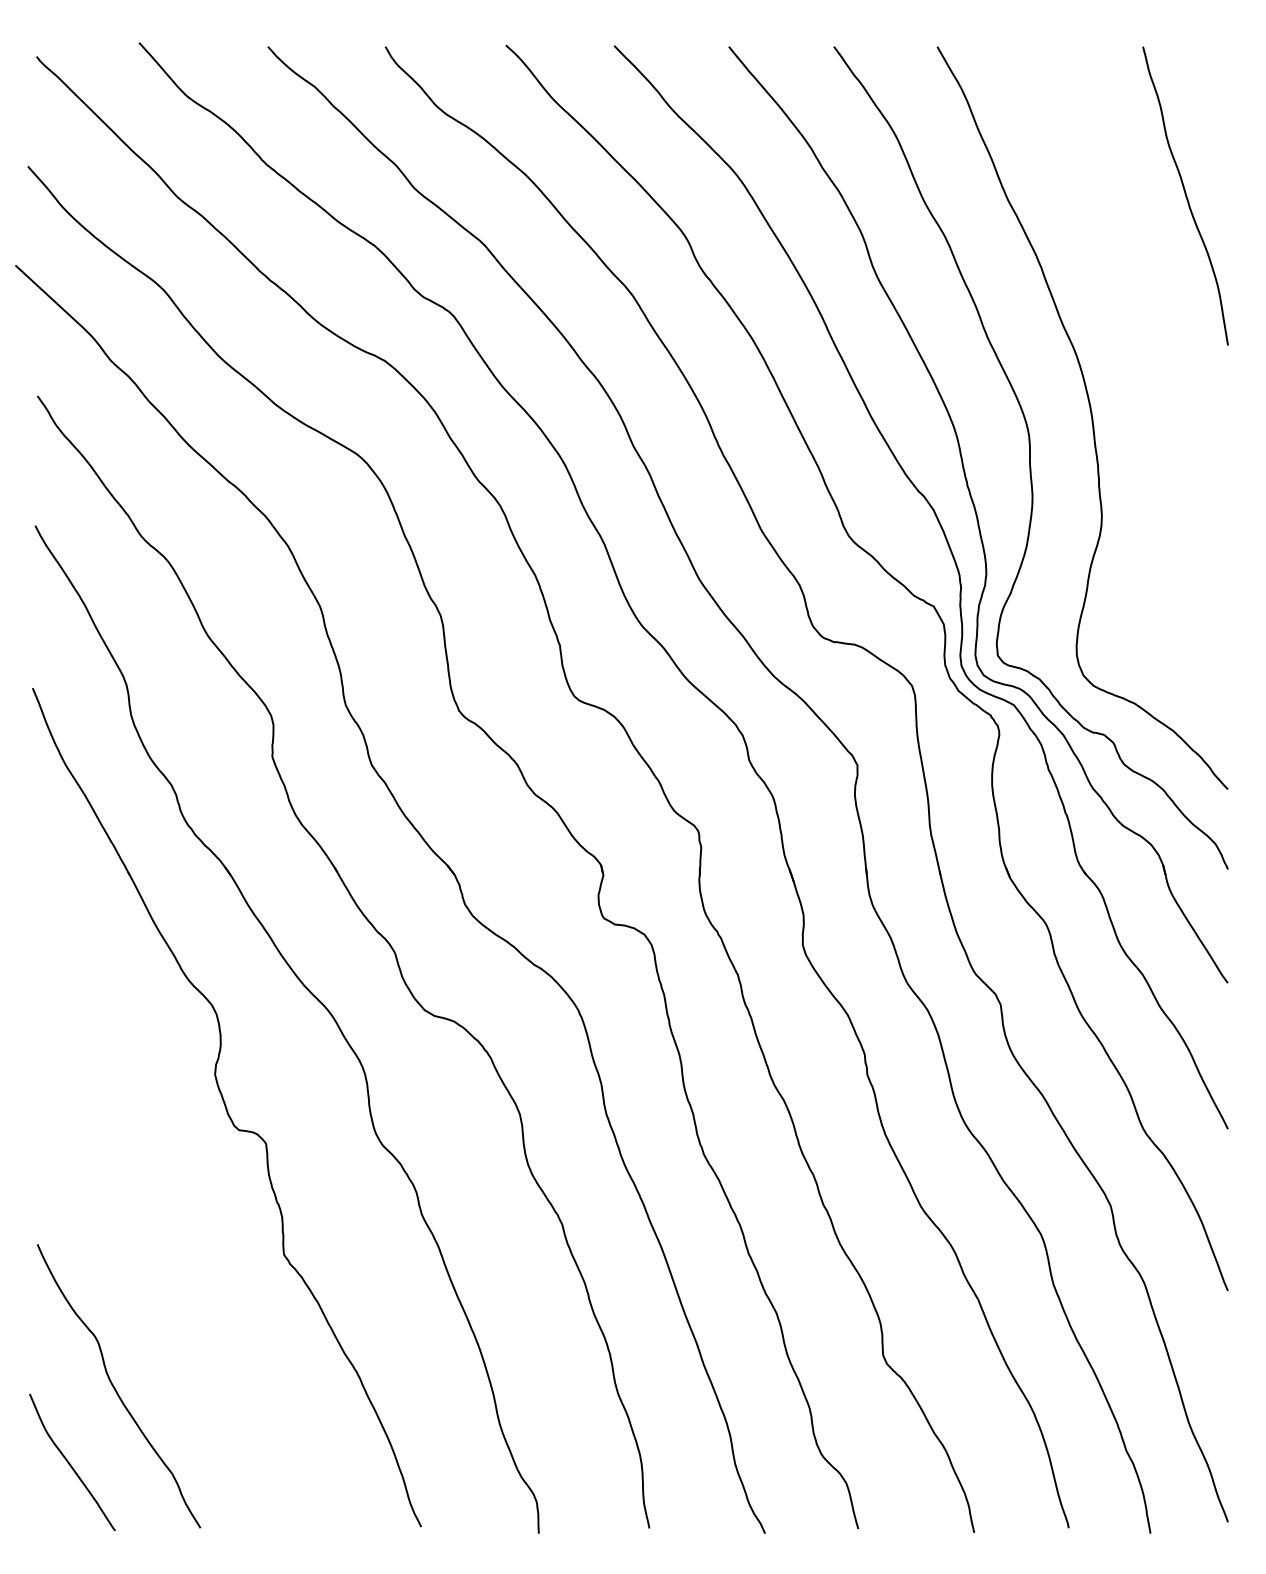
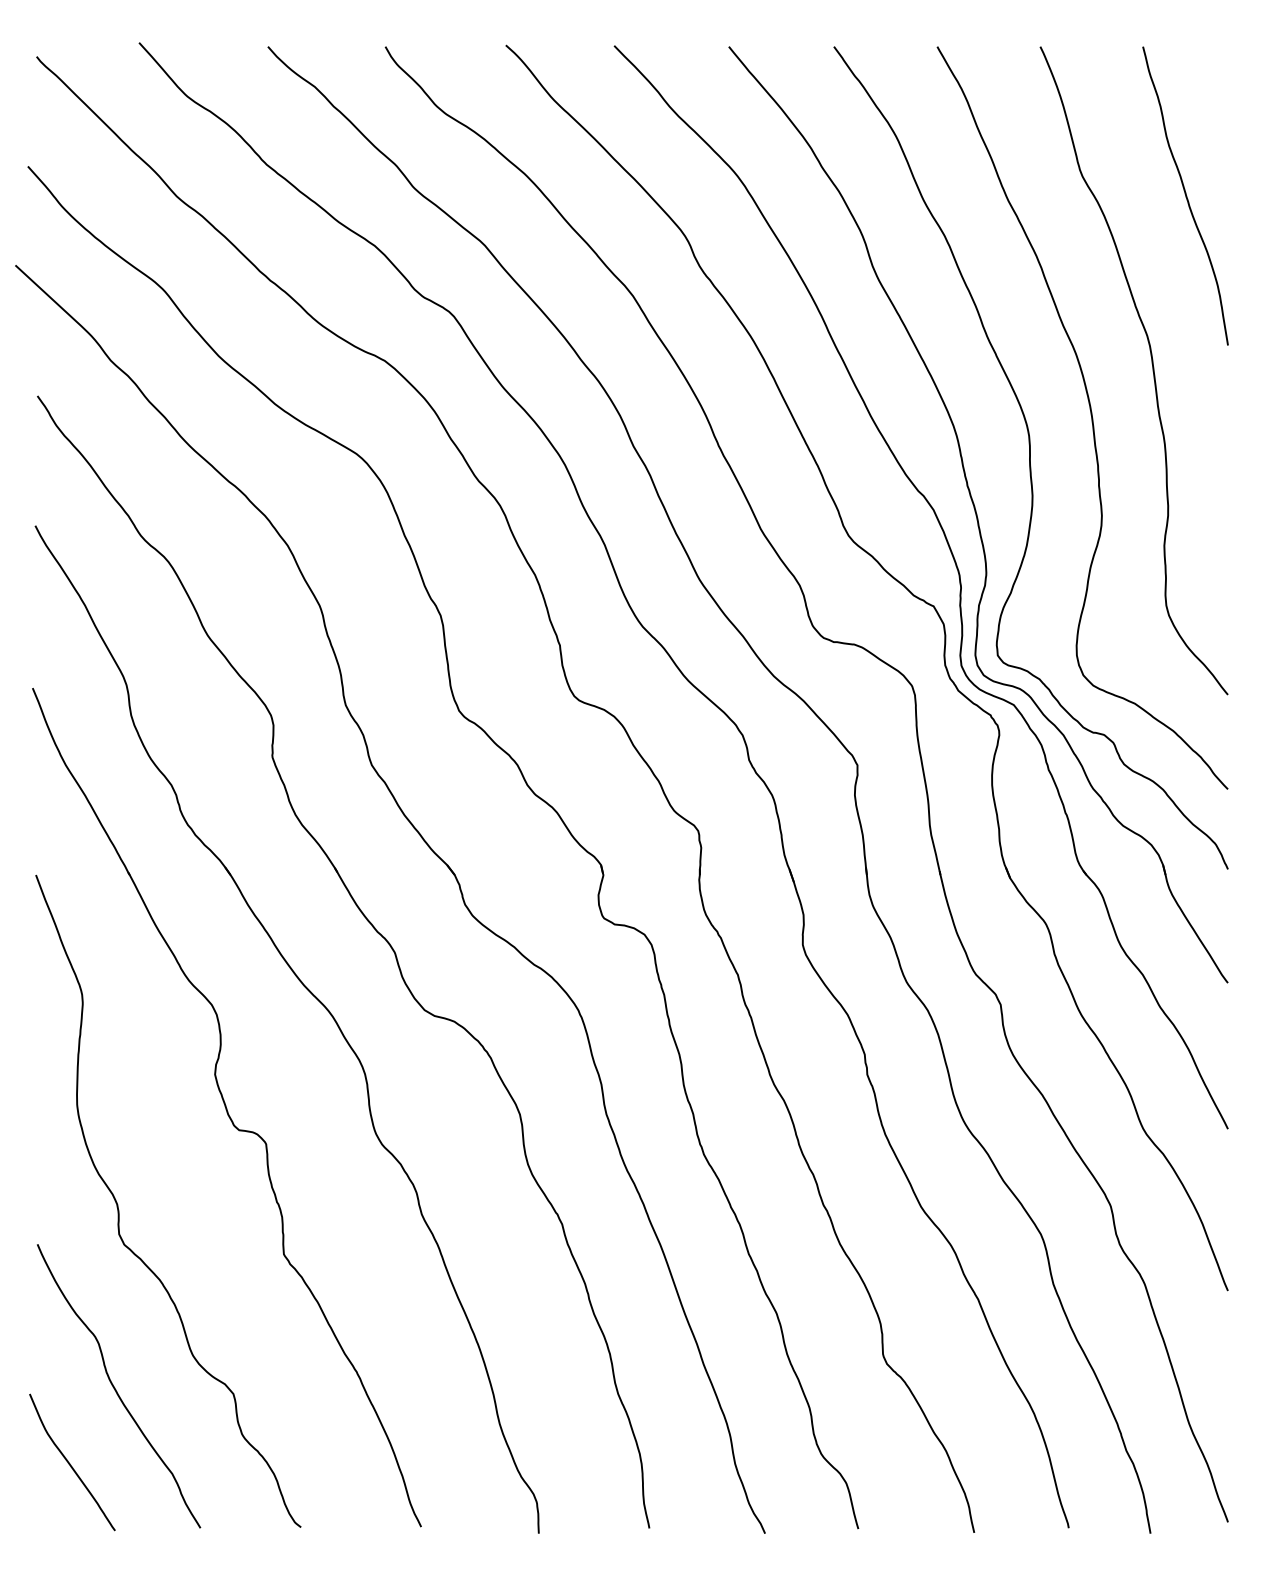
curve: none -> present (1152, 370)
curve: none -> present (119, 1210)
